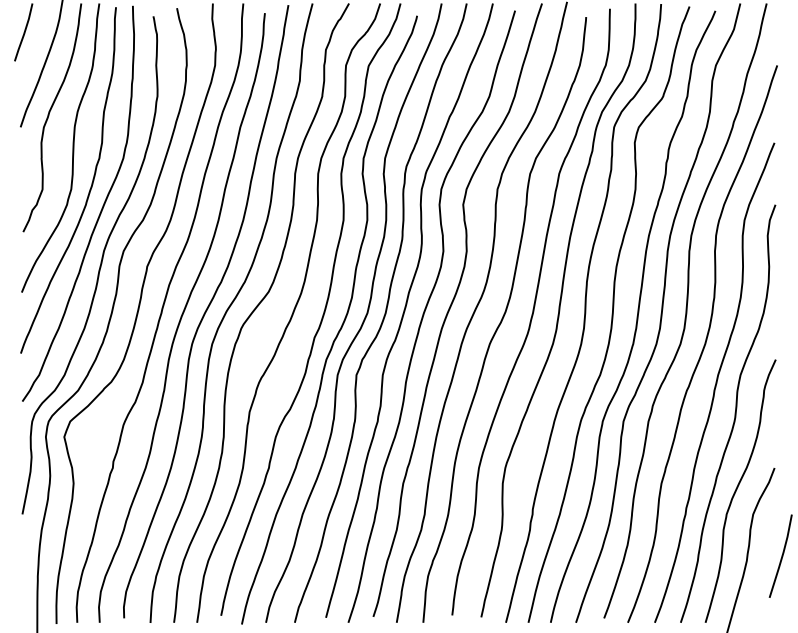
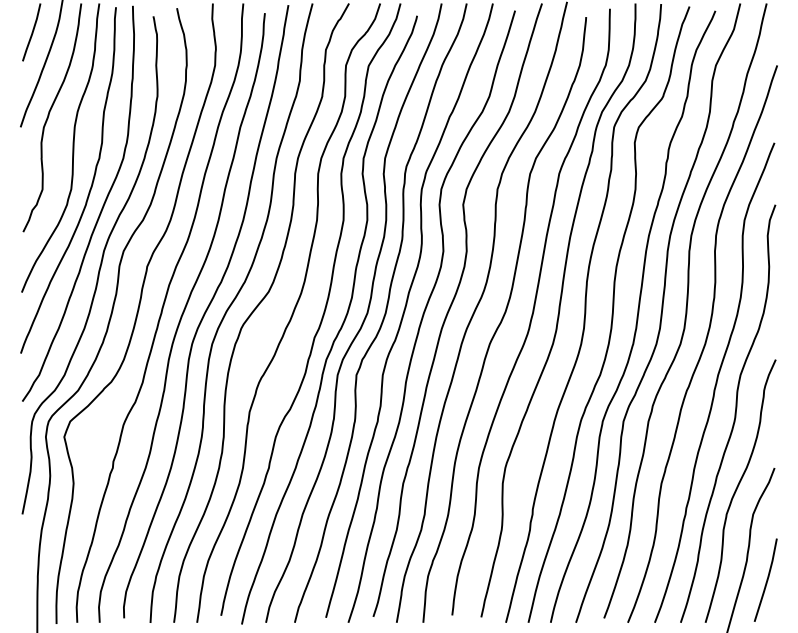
line position: (23, 32) -> (31, 32) (31, 32)
line position: (781, 555) -> (766, 579) (766, 579)
